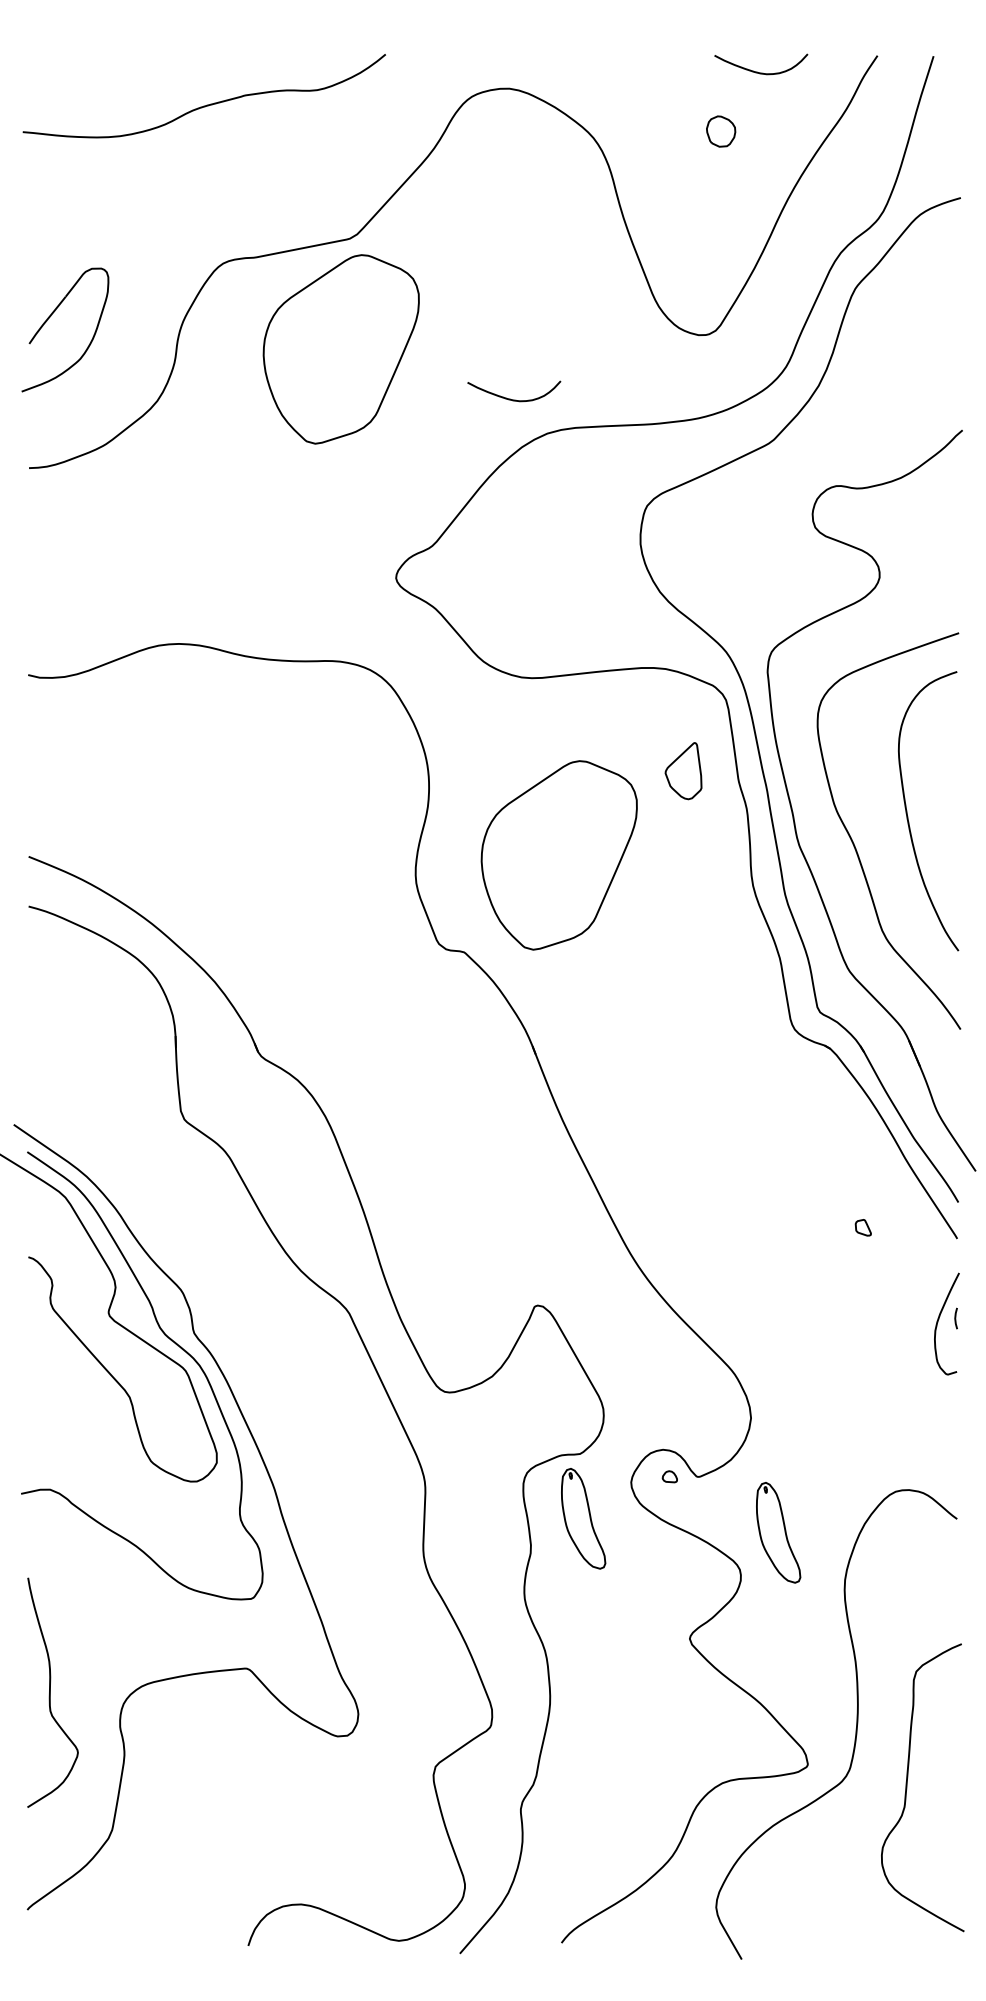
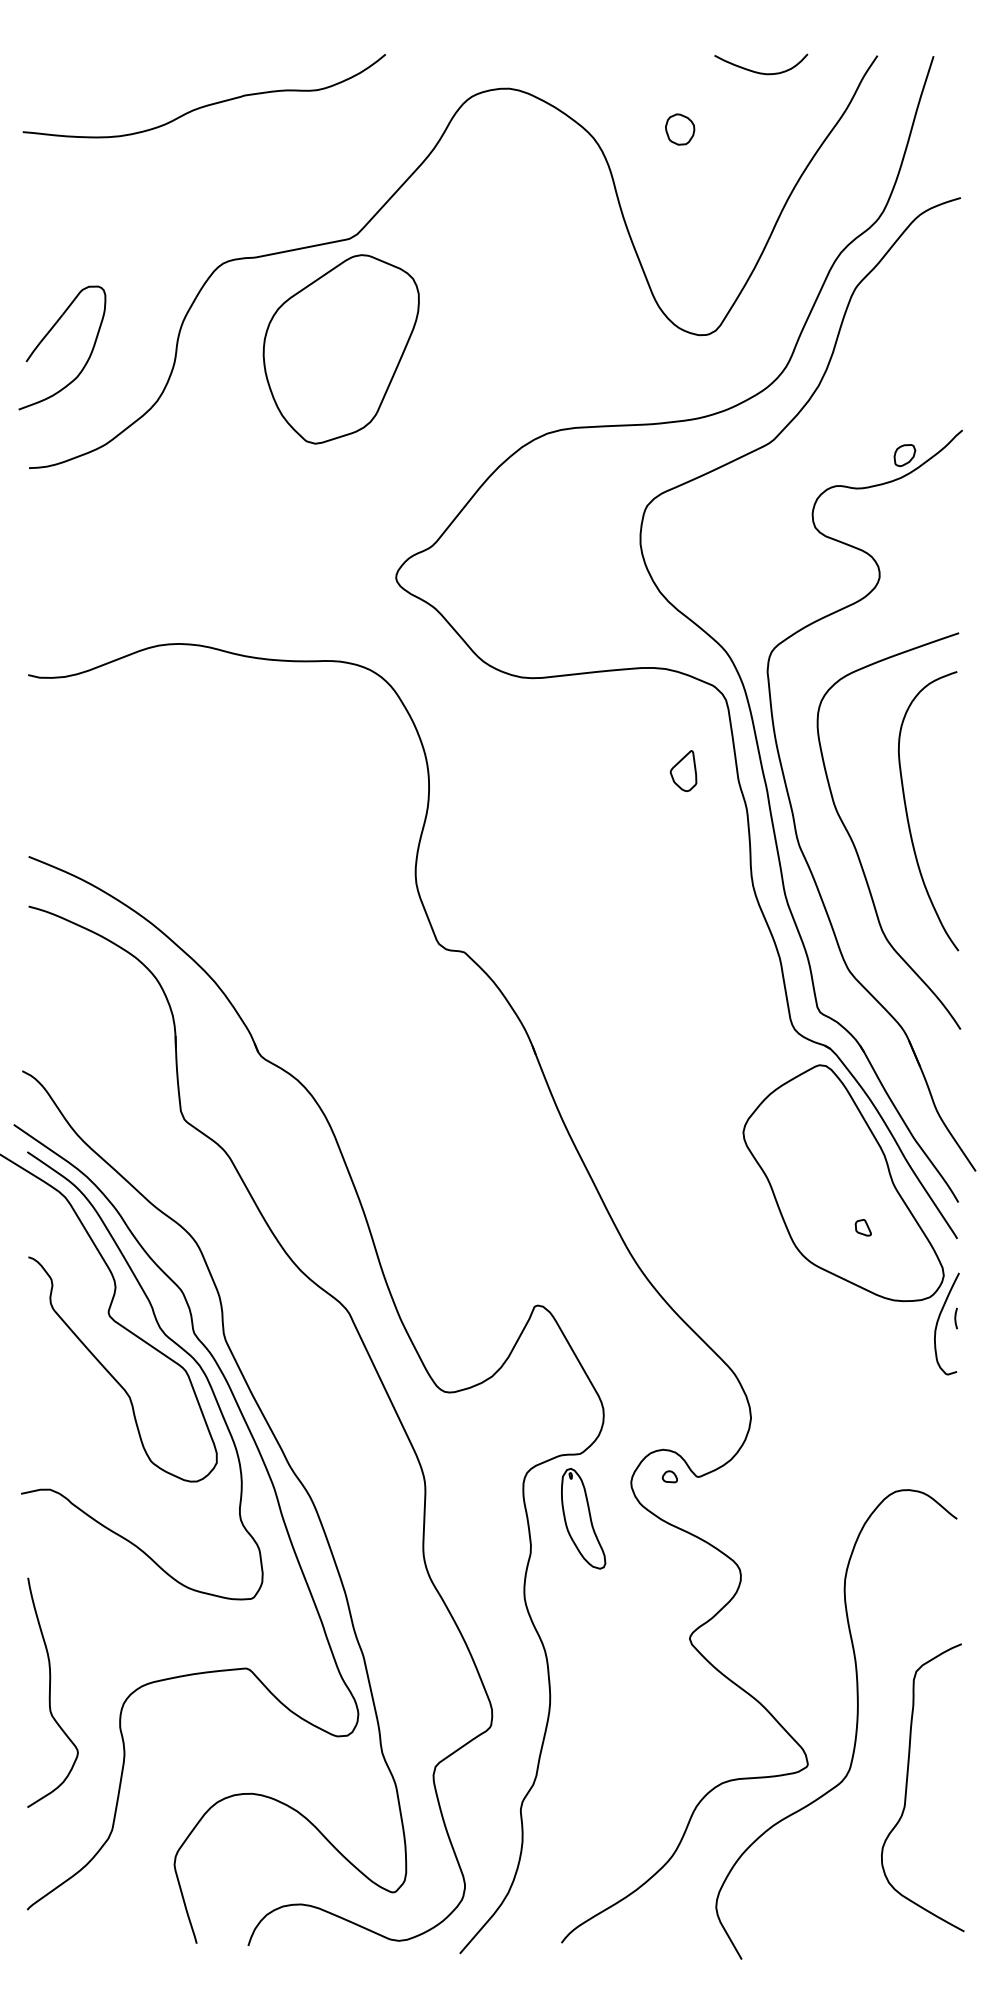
part position: (721, 131) -> (680, 129) (680, 129)
part position: (51, 316) -> (48, 334) (48, 334)
curve: present -> none (514, 399)
part: none -> present (904, 455)
part size: 39x59 px -> 29x42 px (683, 770)
part: present -> none (558, 855)
part: none -> present (843, 1183)
curve: none -> present (286, 1462)
part: present -> none (778, 1532)
